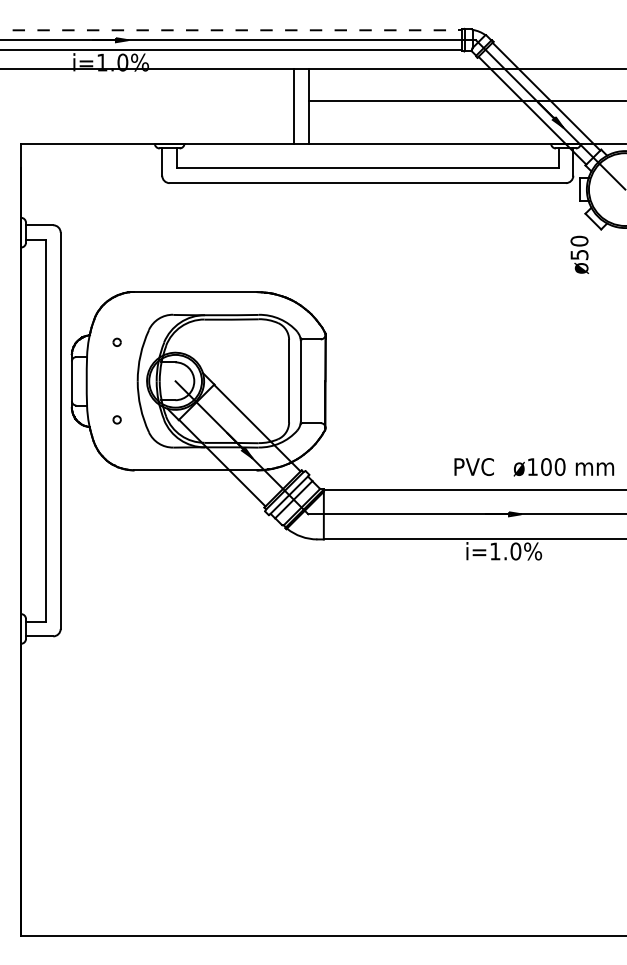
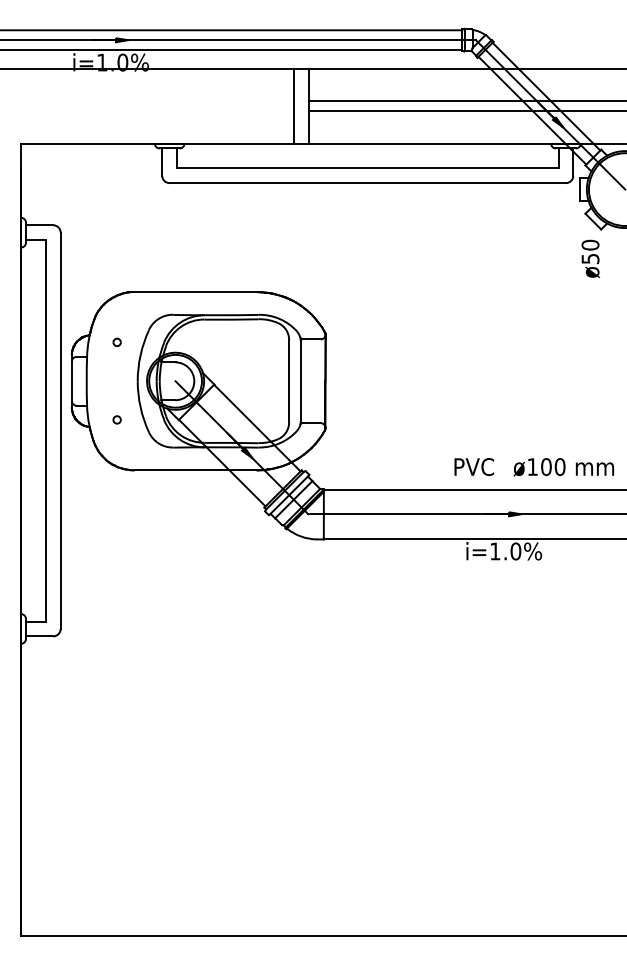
line: dashed -> solid (231, 30)
line: none -> present (465, 111)
text position: (579, 254) -> (590, 258) (590, 258)
